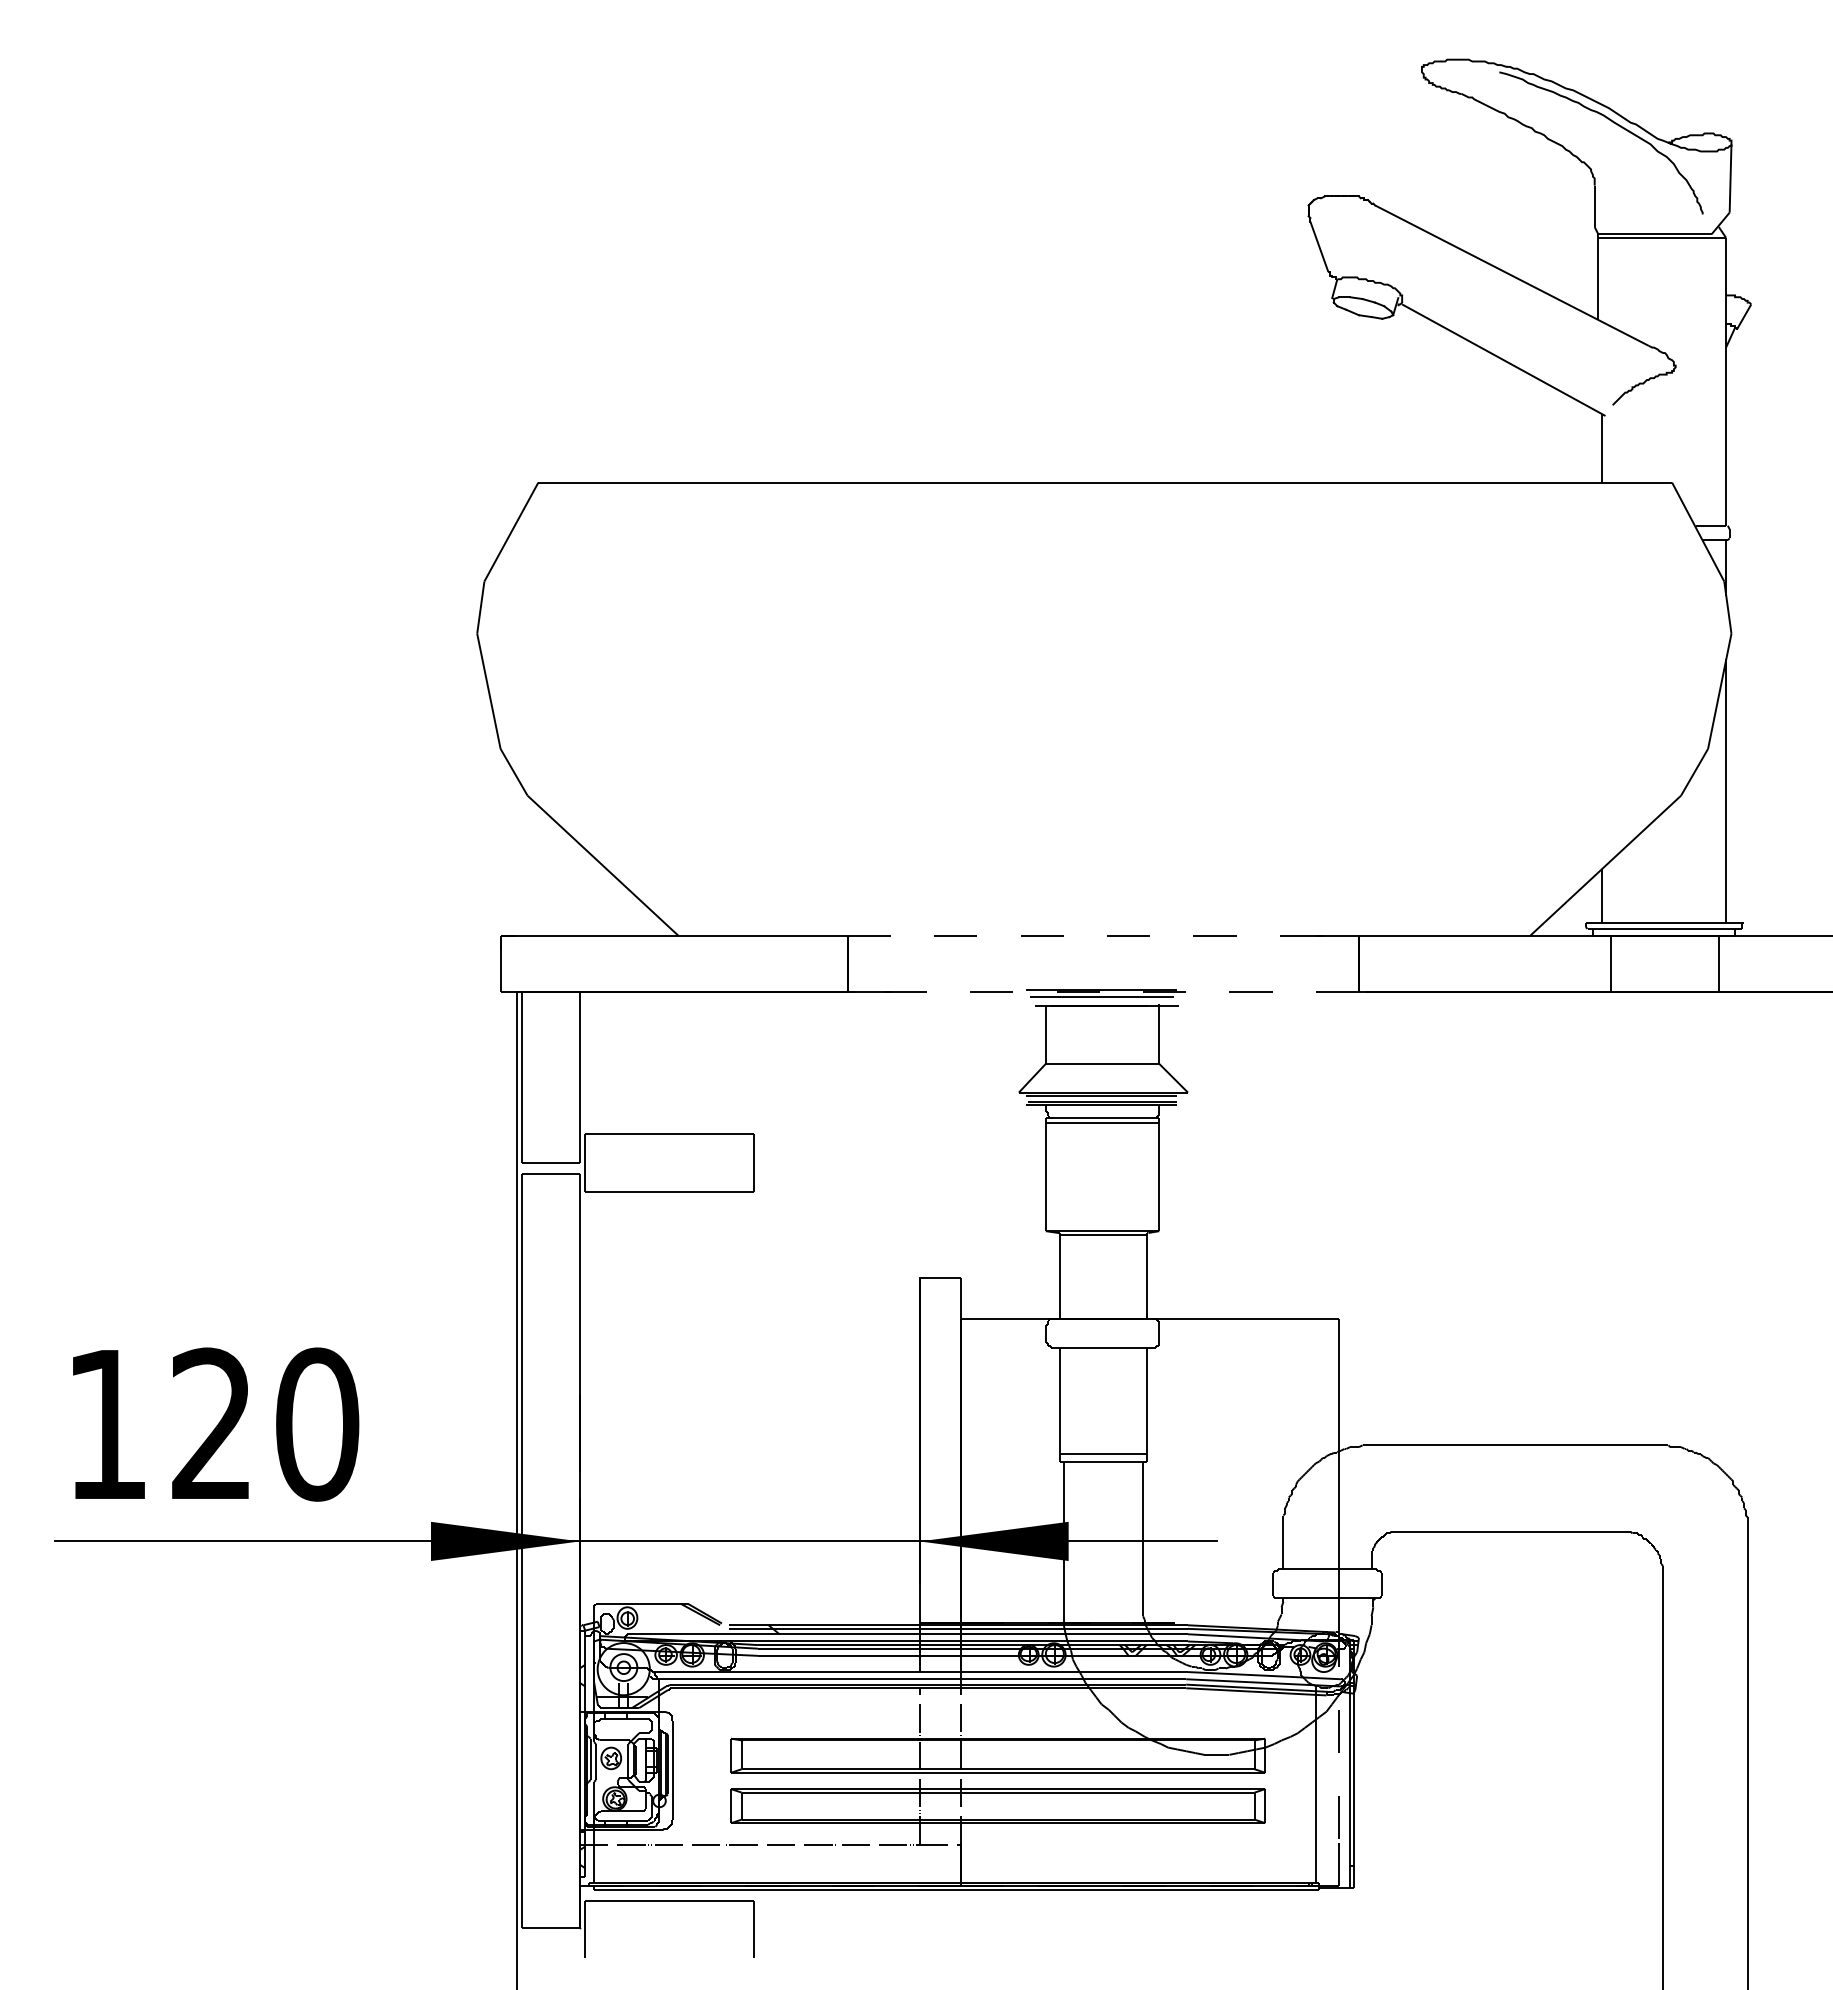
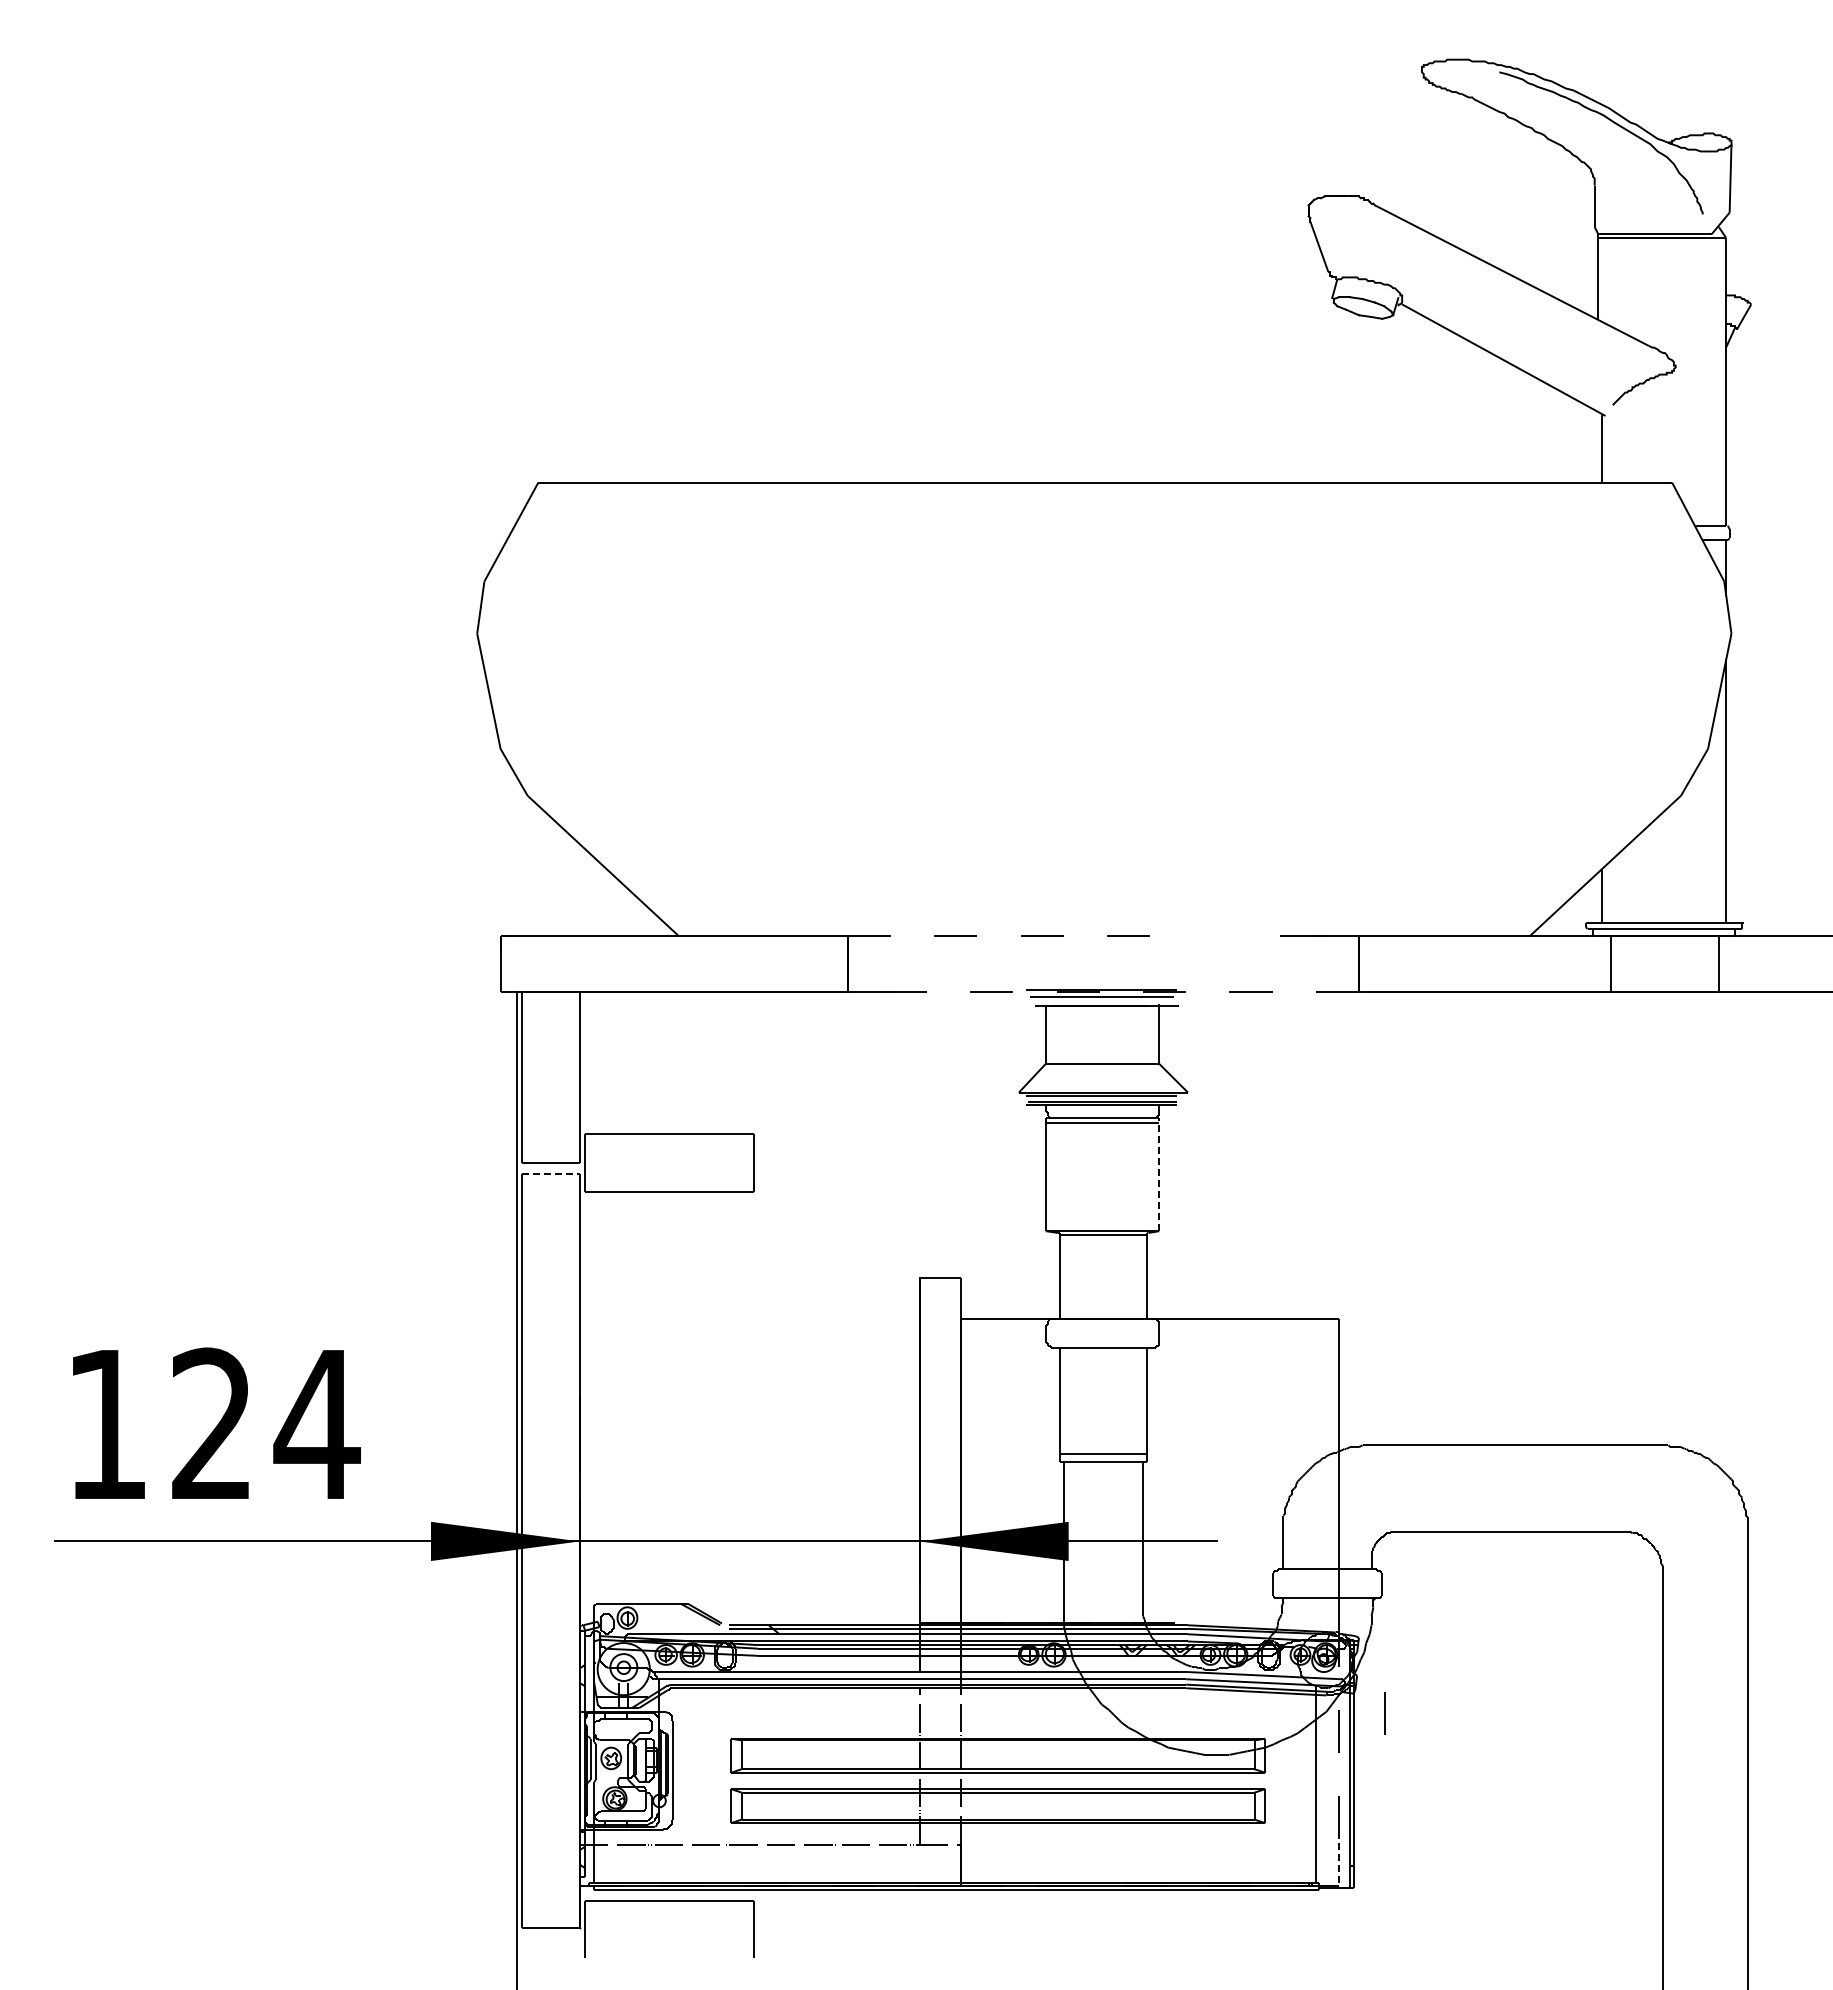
line: present -> none (1214, 935)
line: solid -> dashed (550, 1173)
line: solid -> dashed (1159, 1174)
text: 120 -> 124 (316, 1424)
line: none -> present (1384, 1713)
line: solid -> dashed (1339, 1864)
